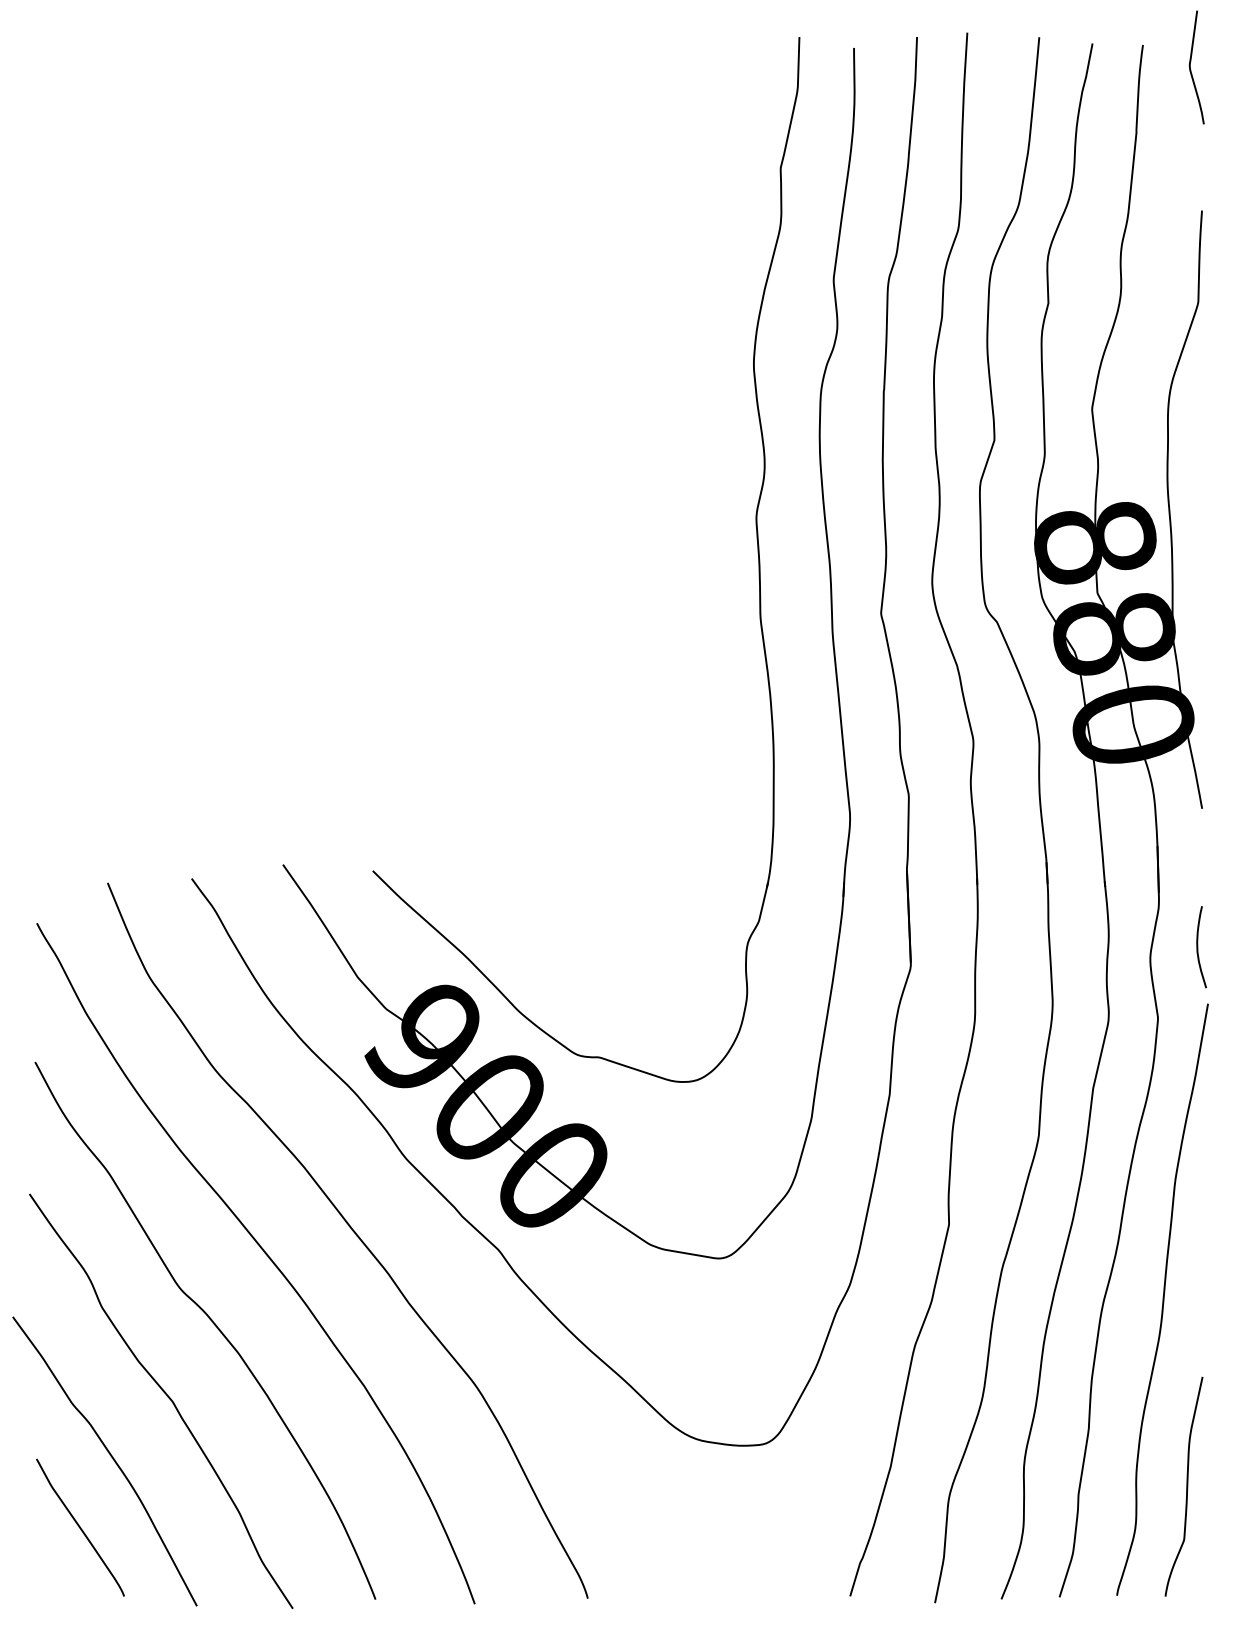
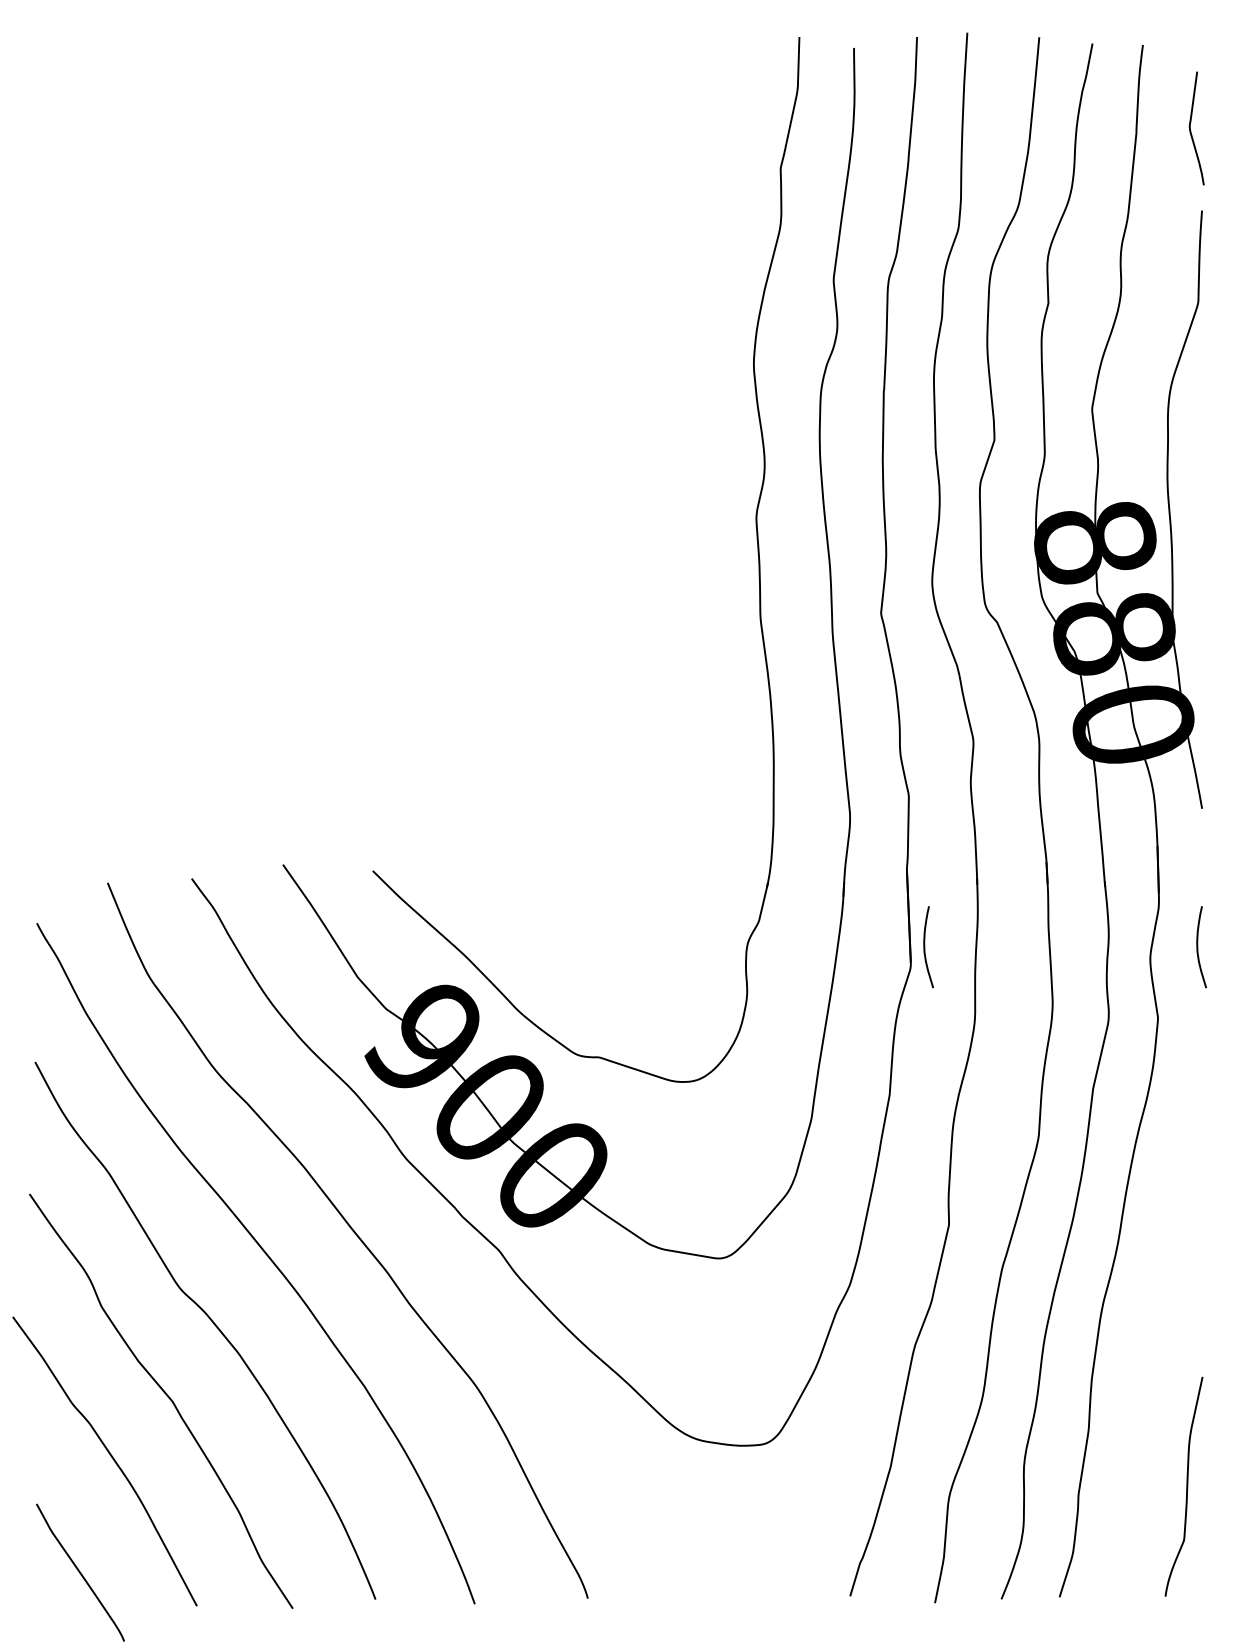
curve position: (1191, 69) -> (1191, 130) (1191, 130)
curve: none -> present (925, 947)
curve: present -> none (1162, 1299)
curve position: (80, 1527) -> (80, 1572) (80, 1572)
